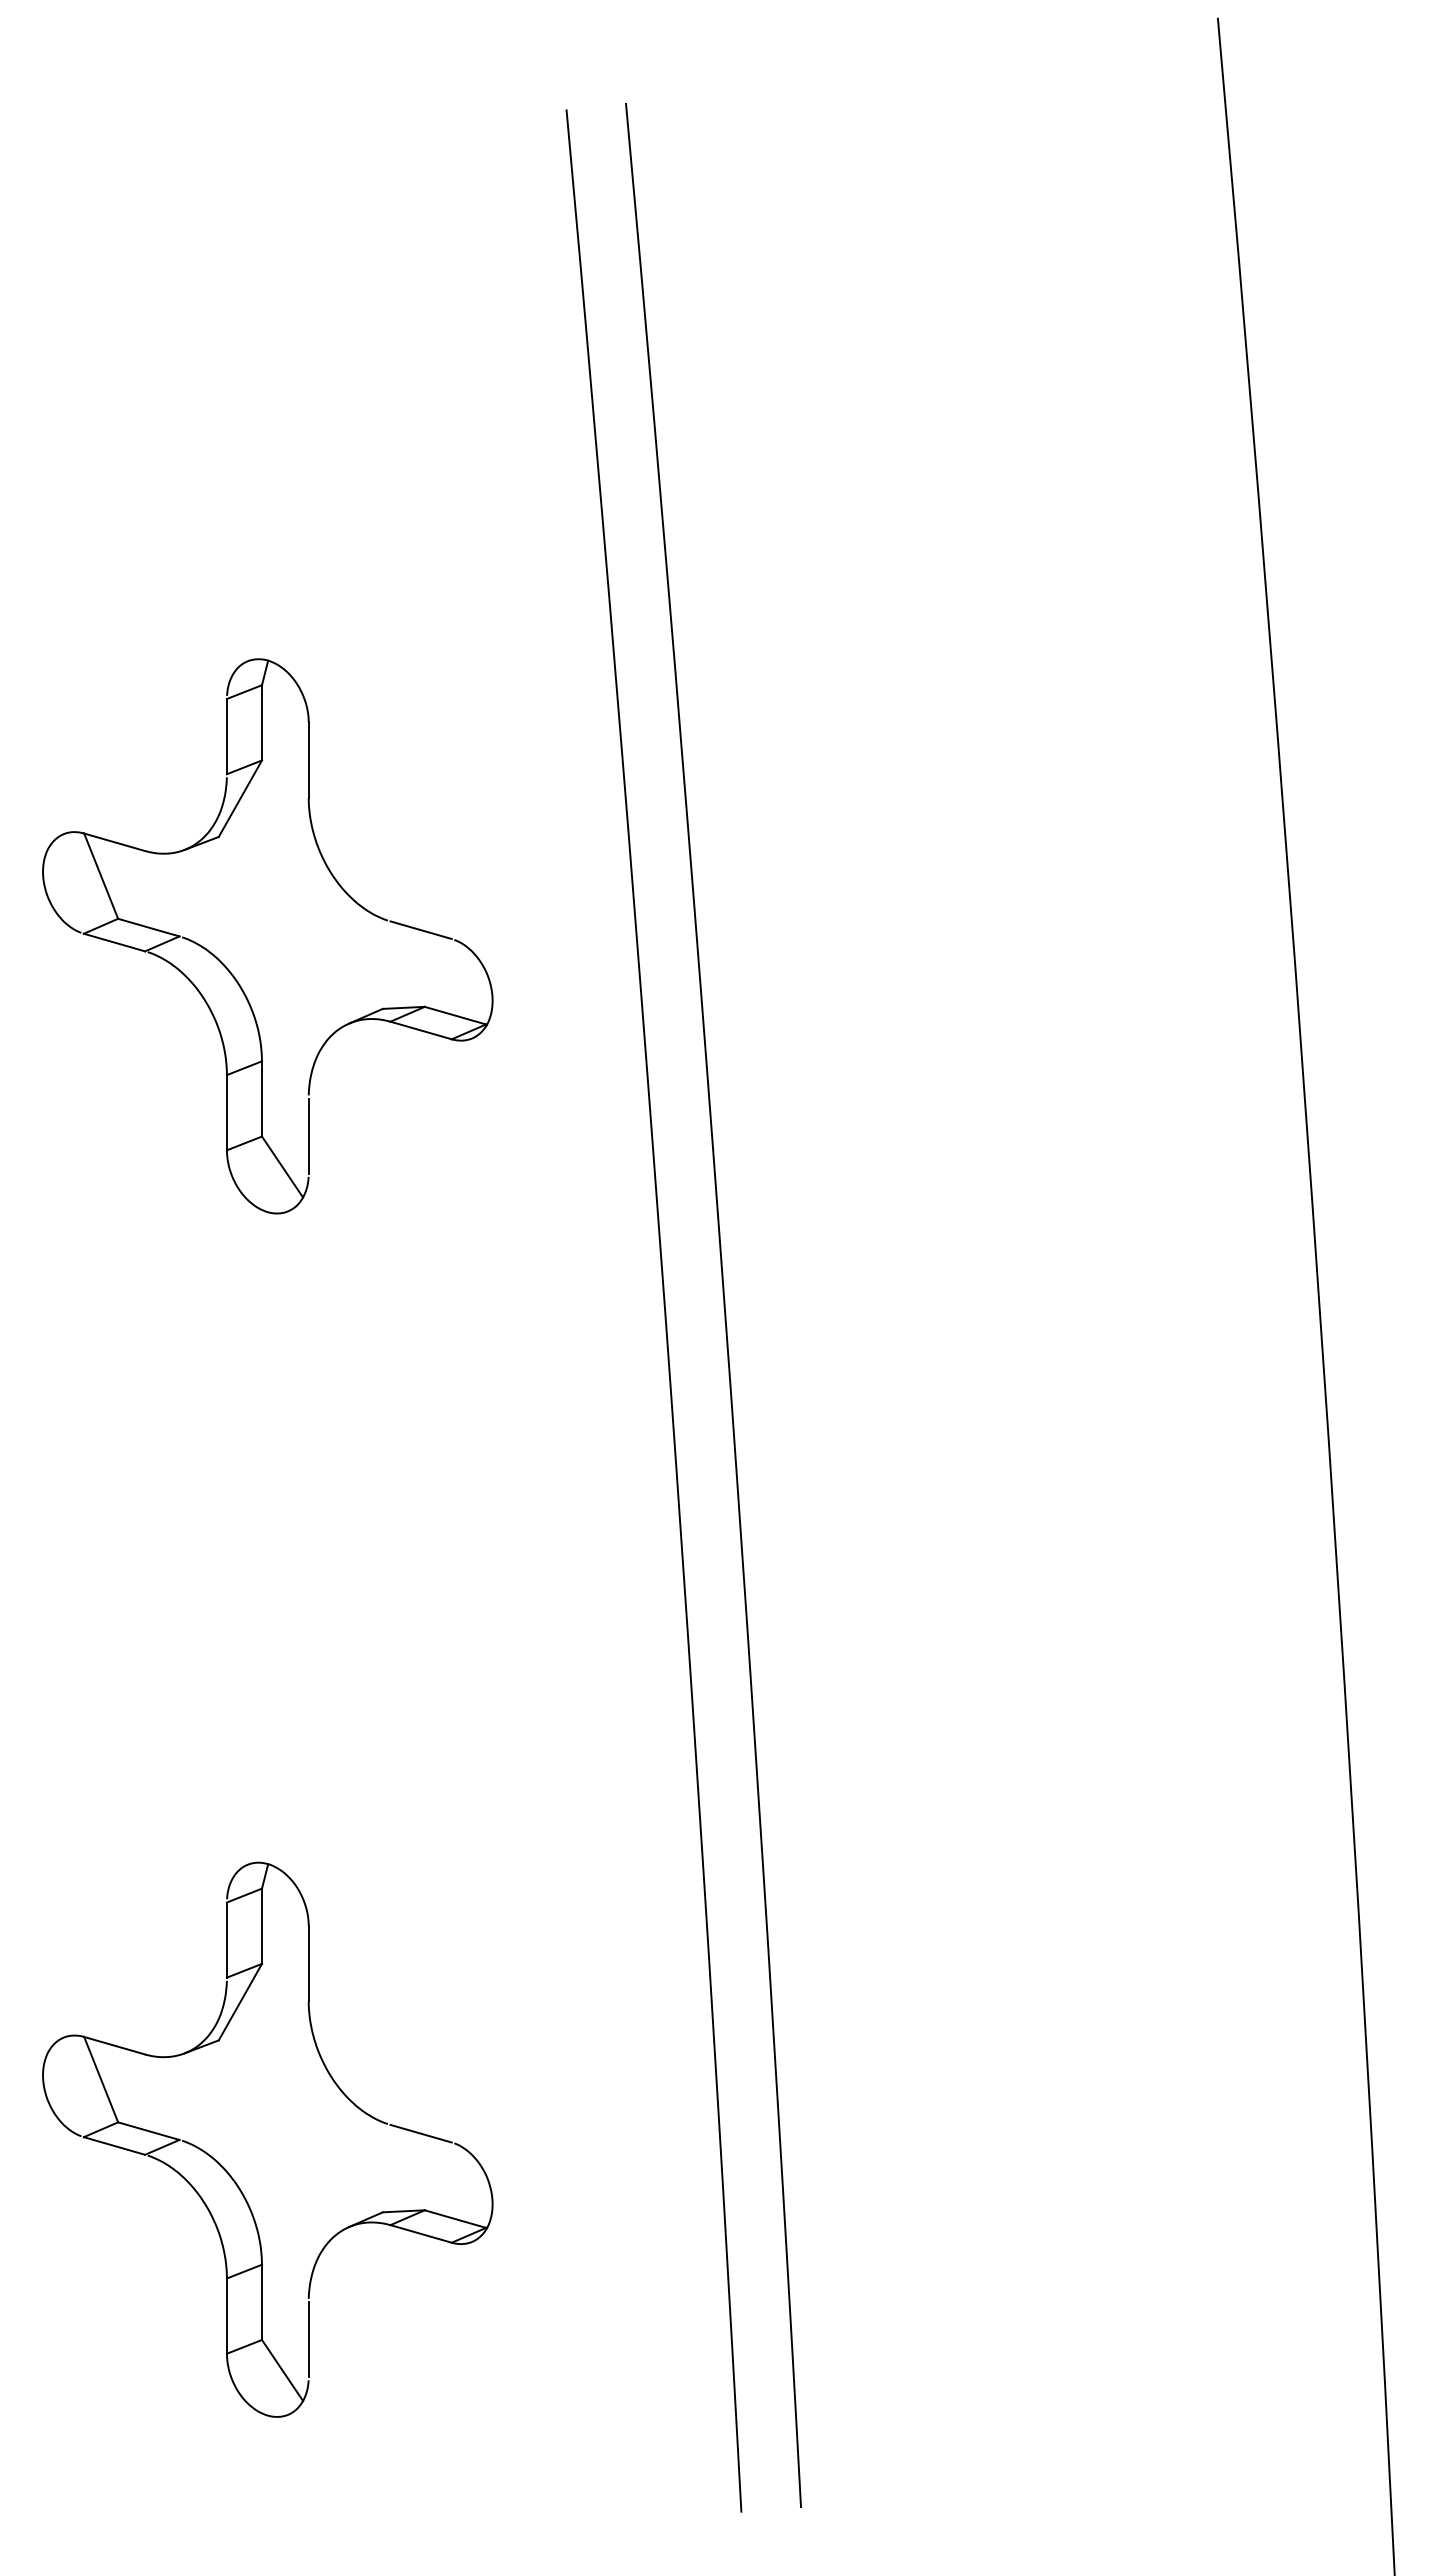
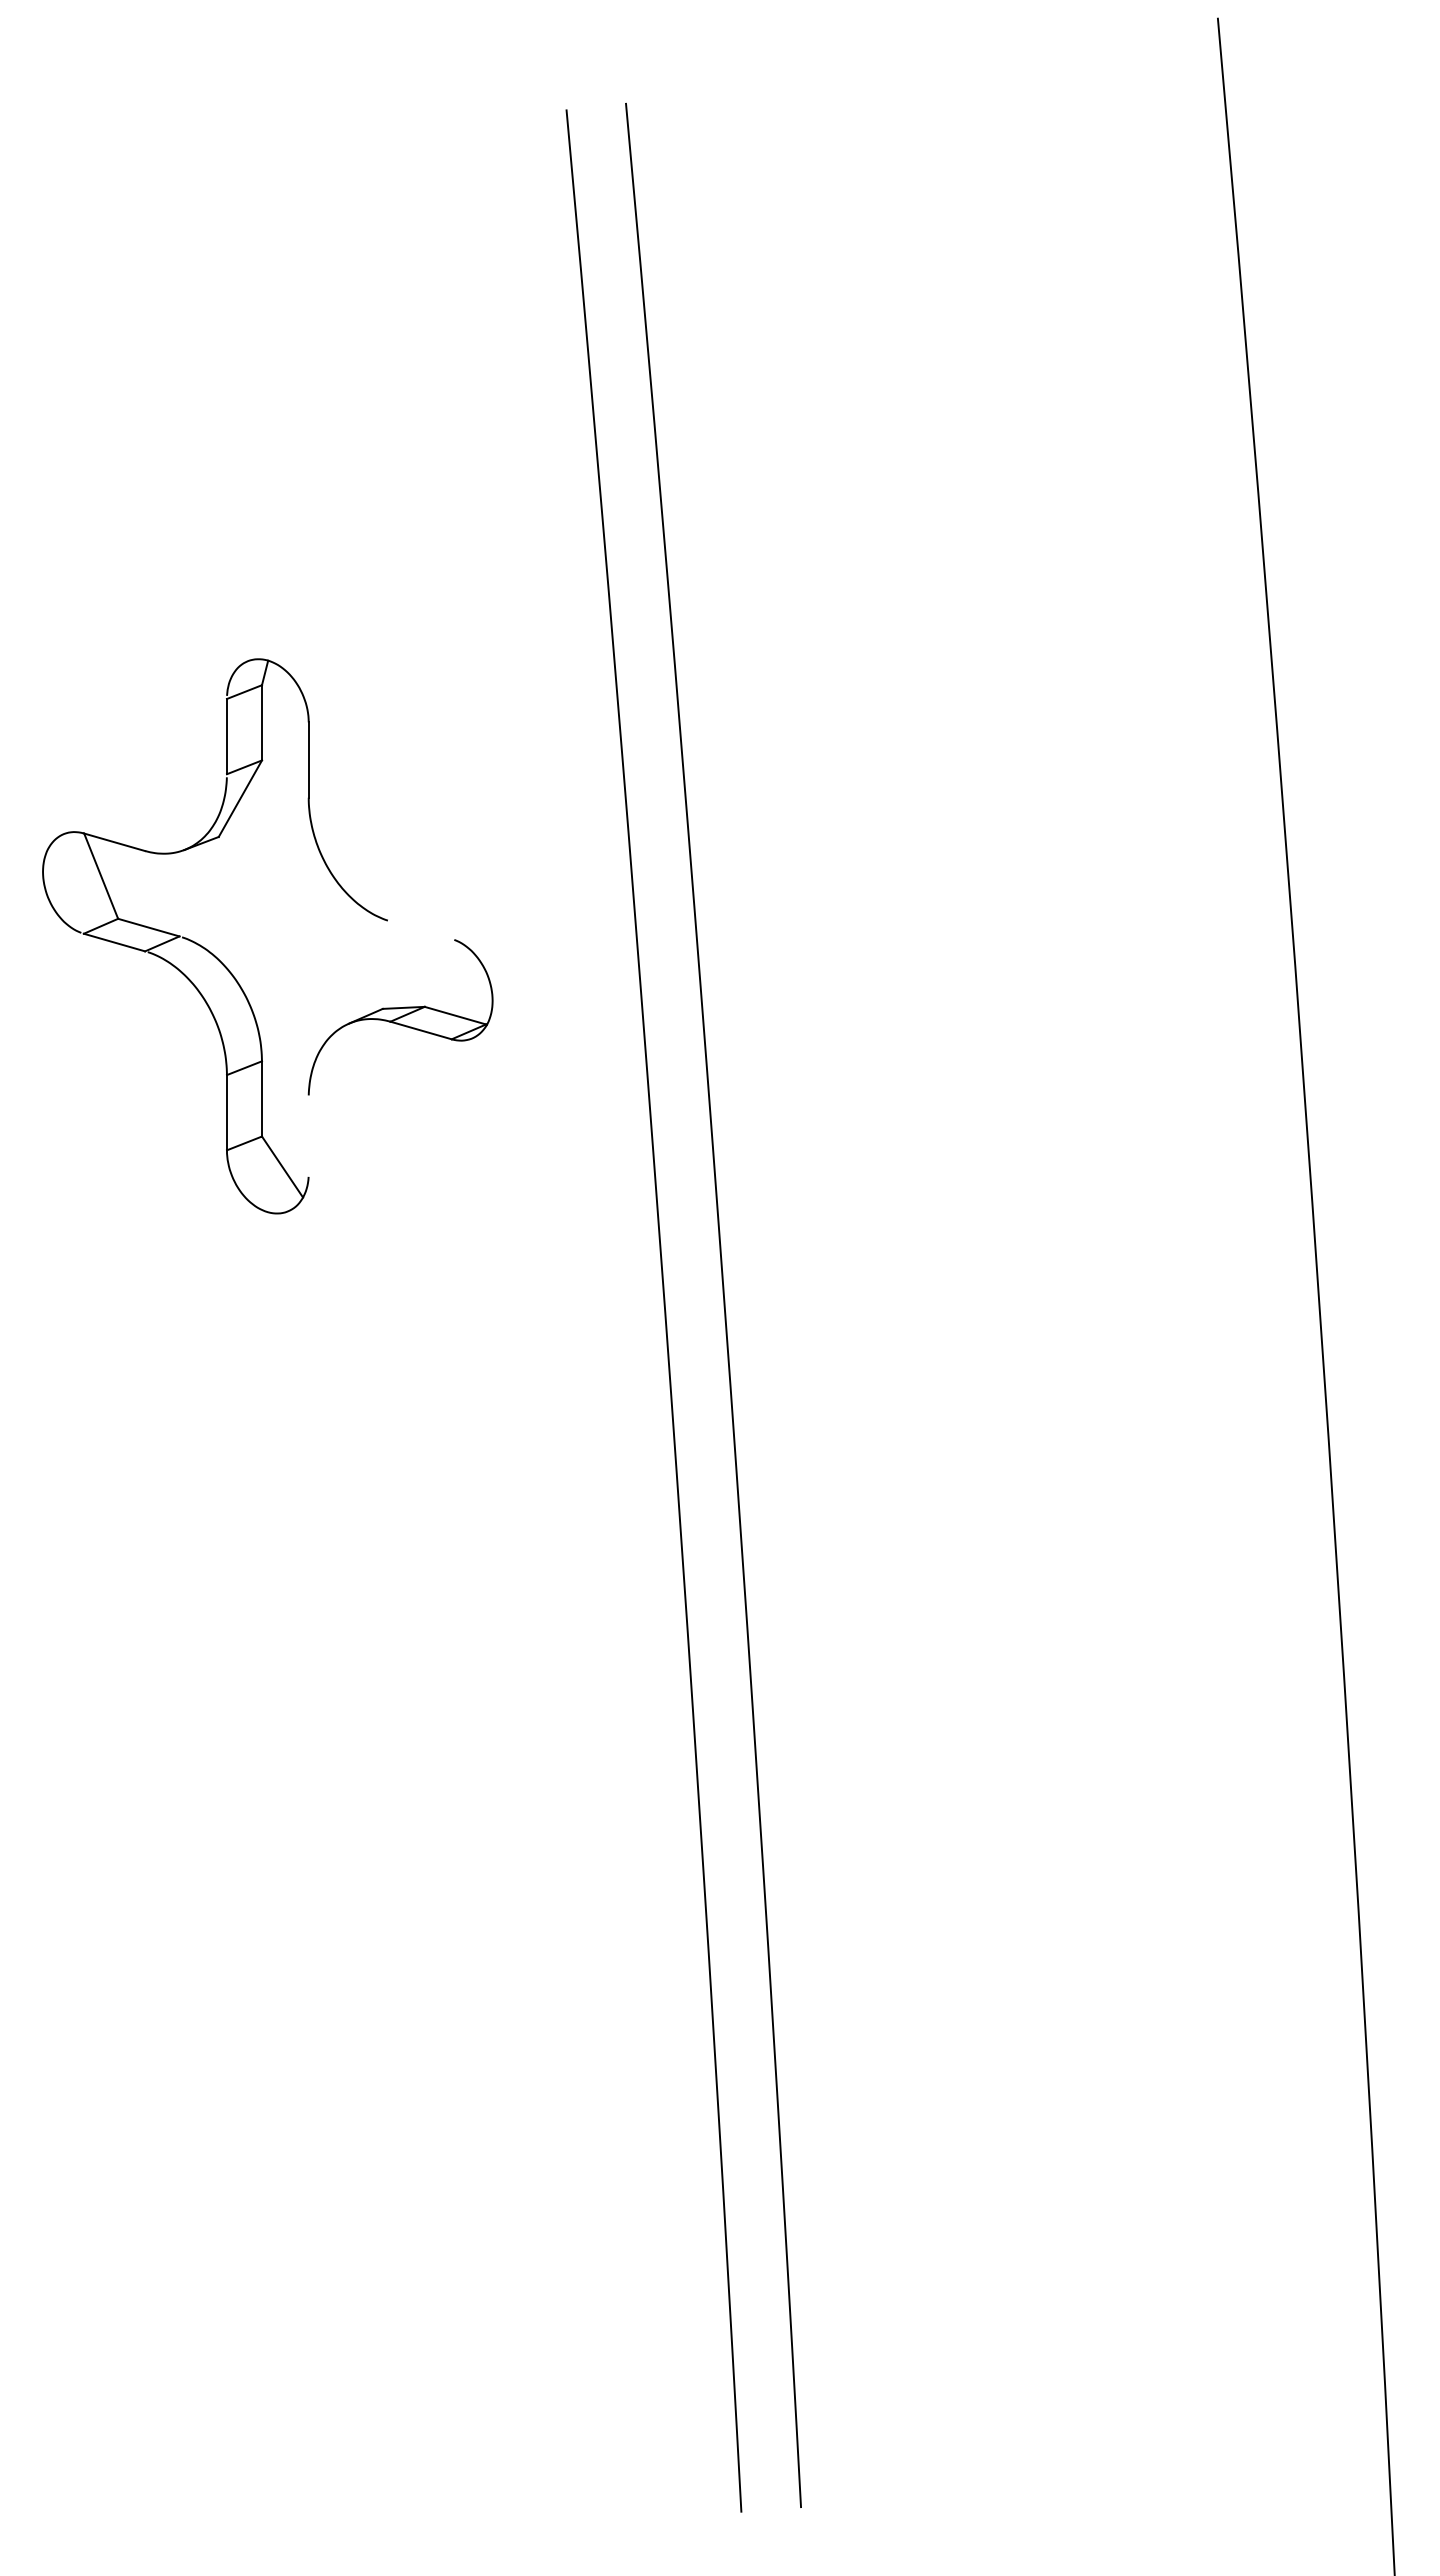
line: present -> none (420, 930)
line: present -> none (308, 1135)
part: present -> none (226, 2169)
